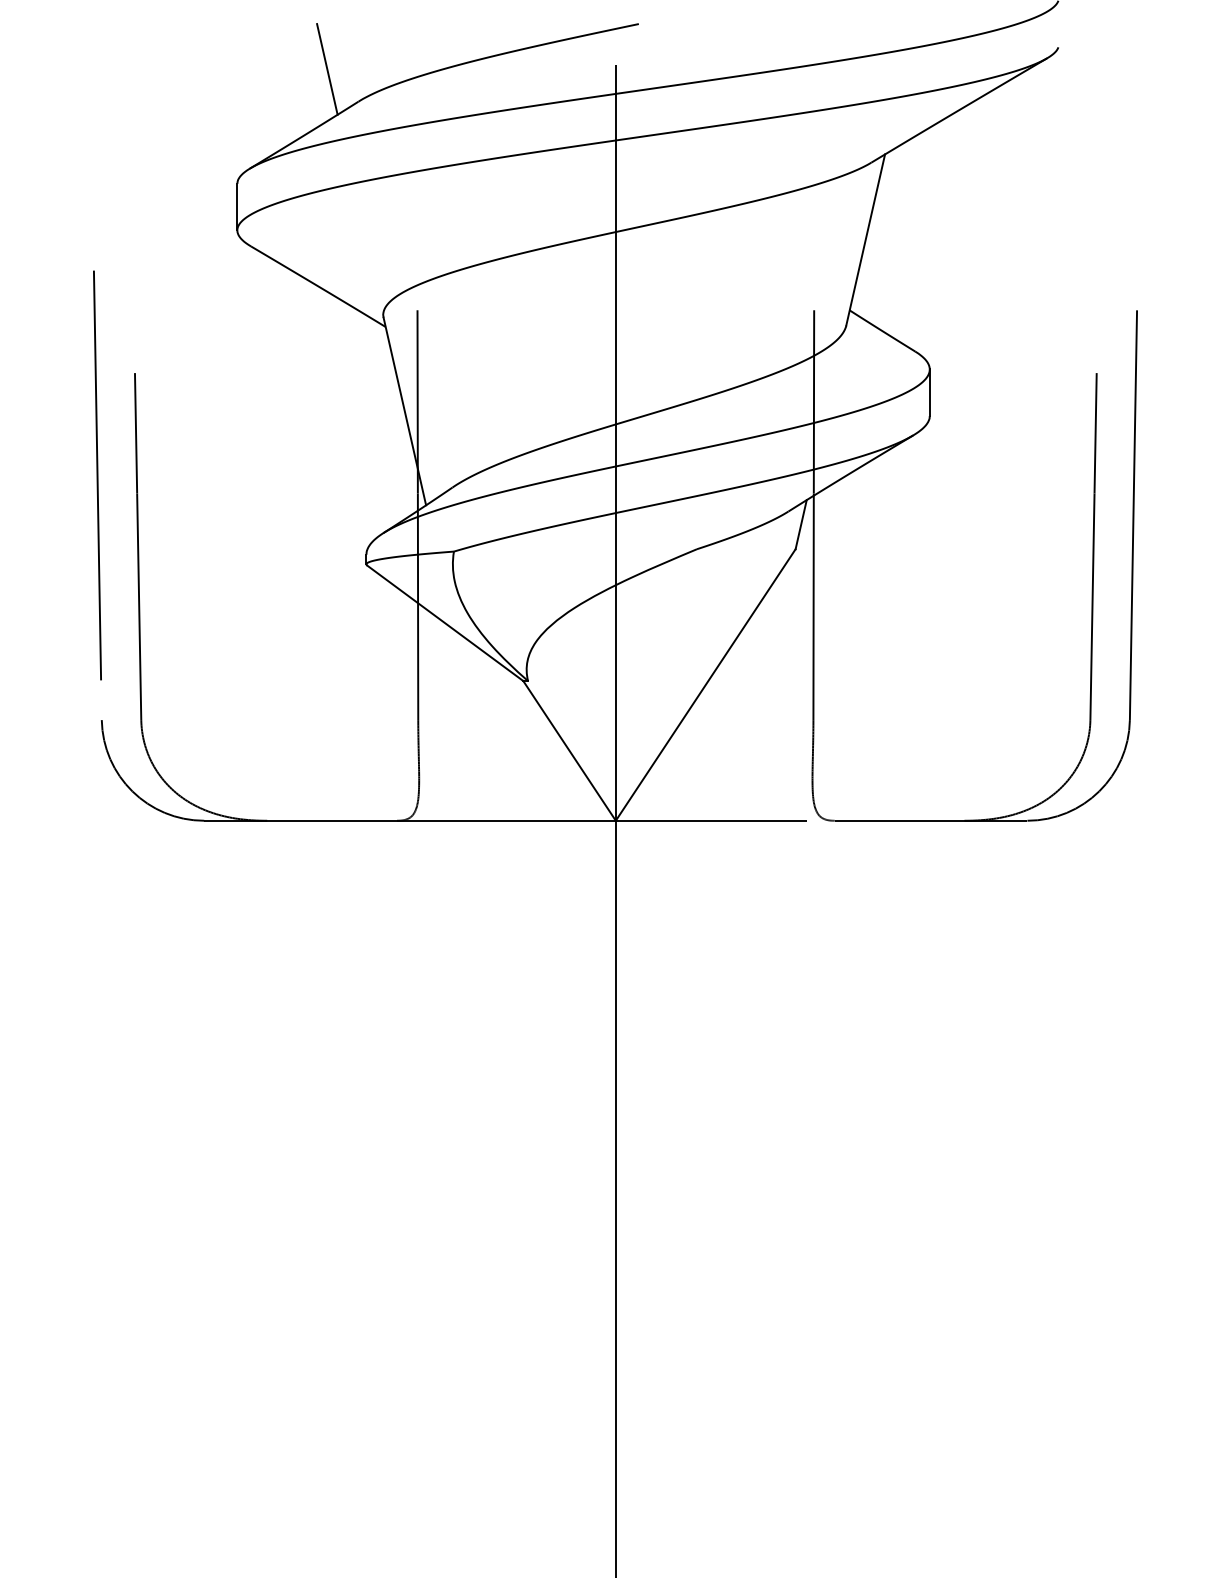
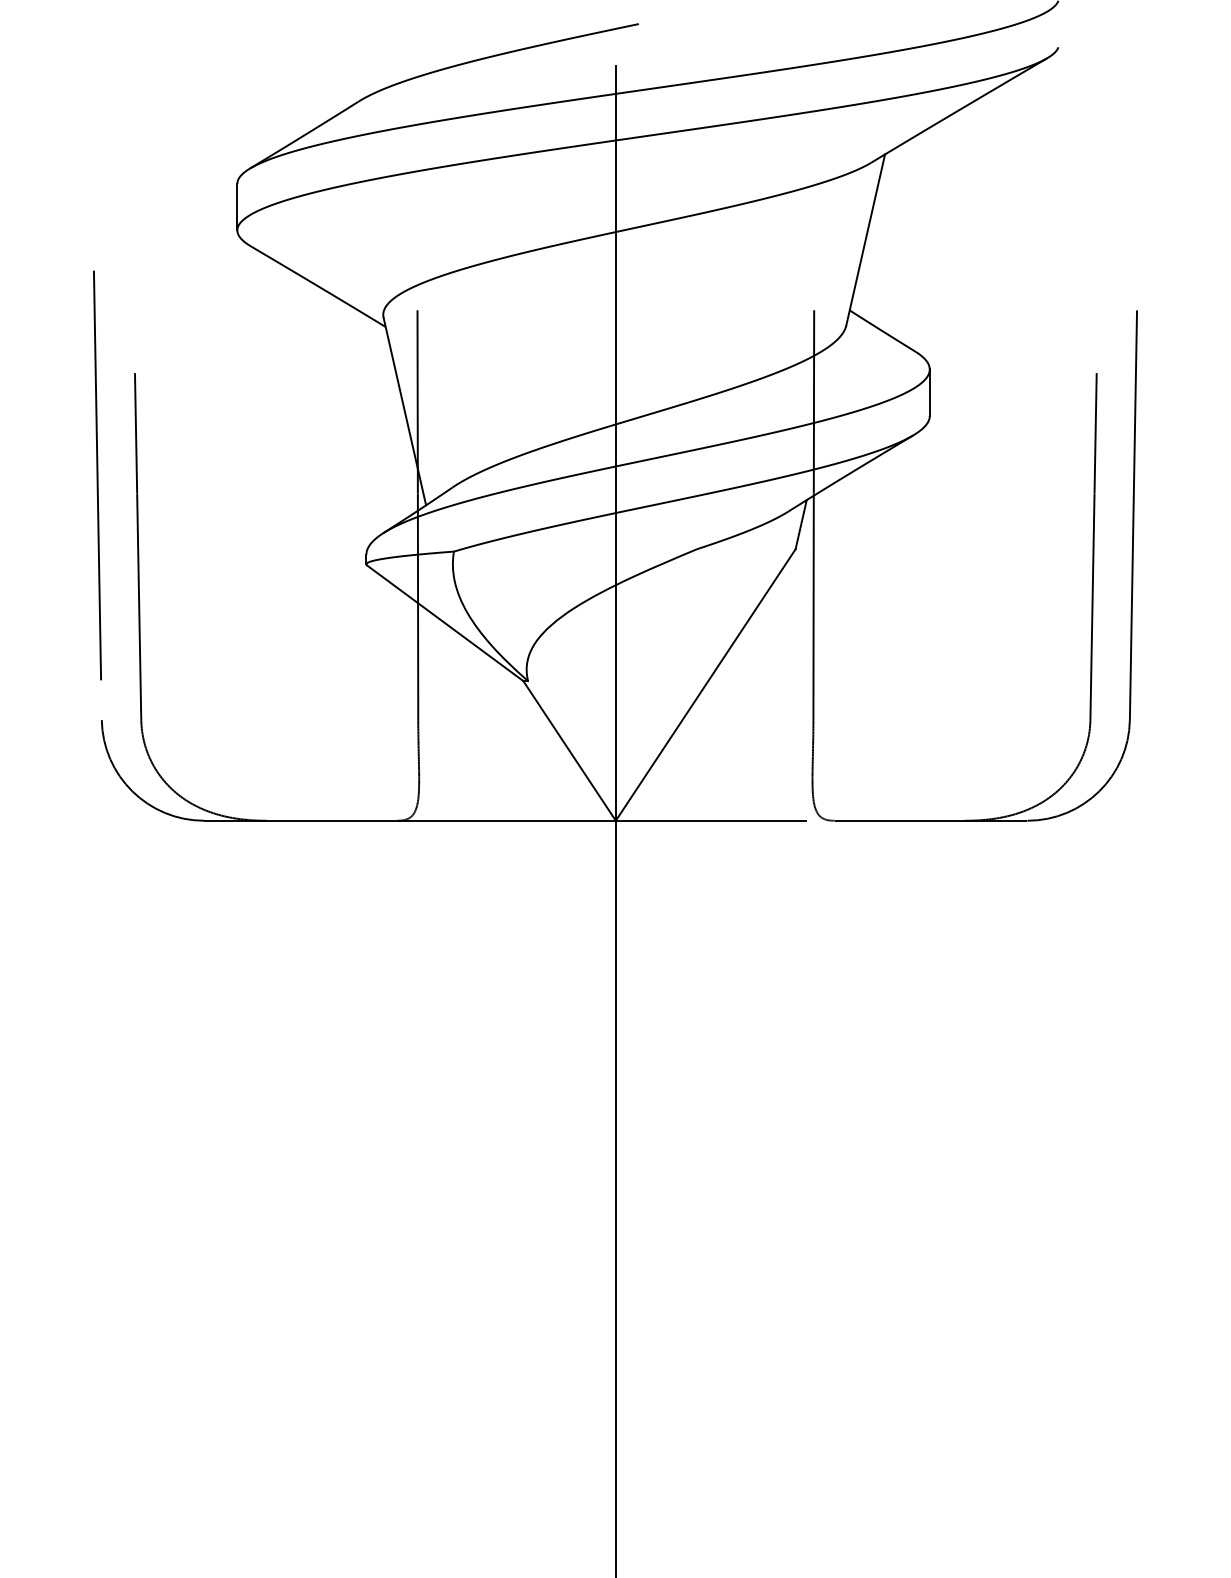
line: present -> none (327, 69)
